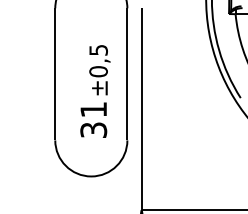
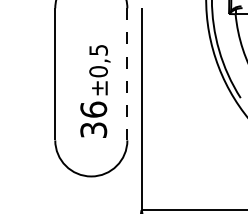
line: solid -> dashed (127, 74)
text: 31 -> 36 (93, 109)
